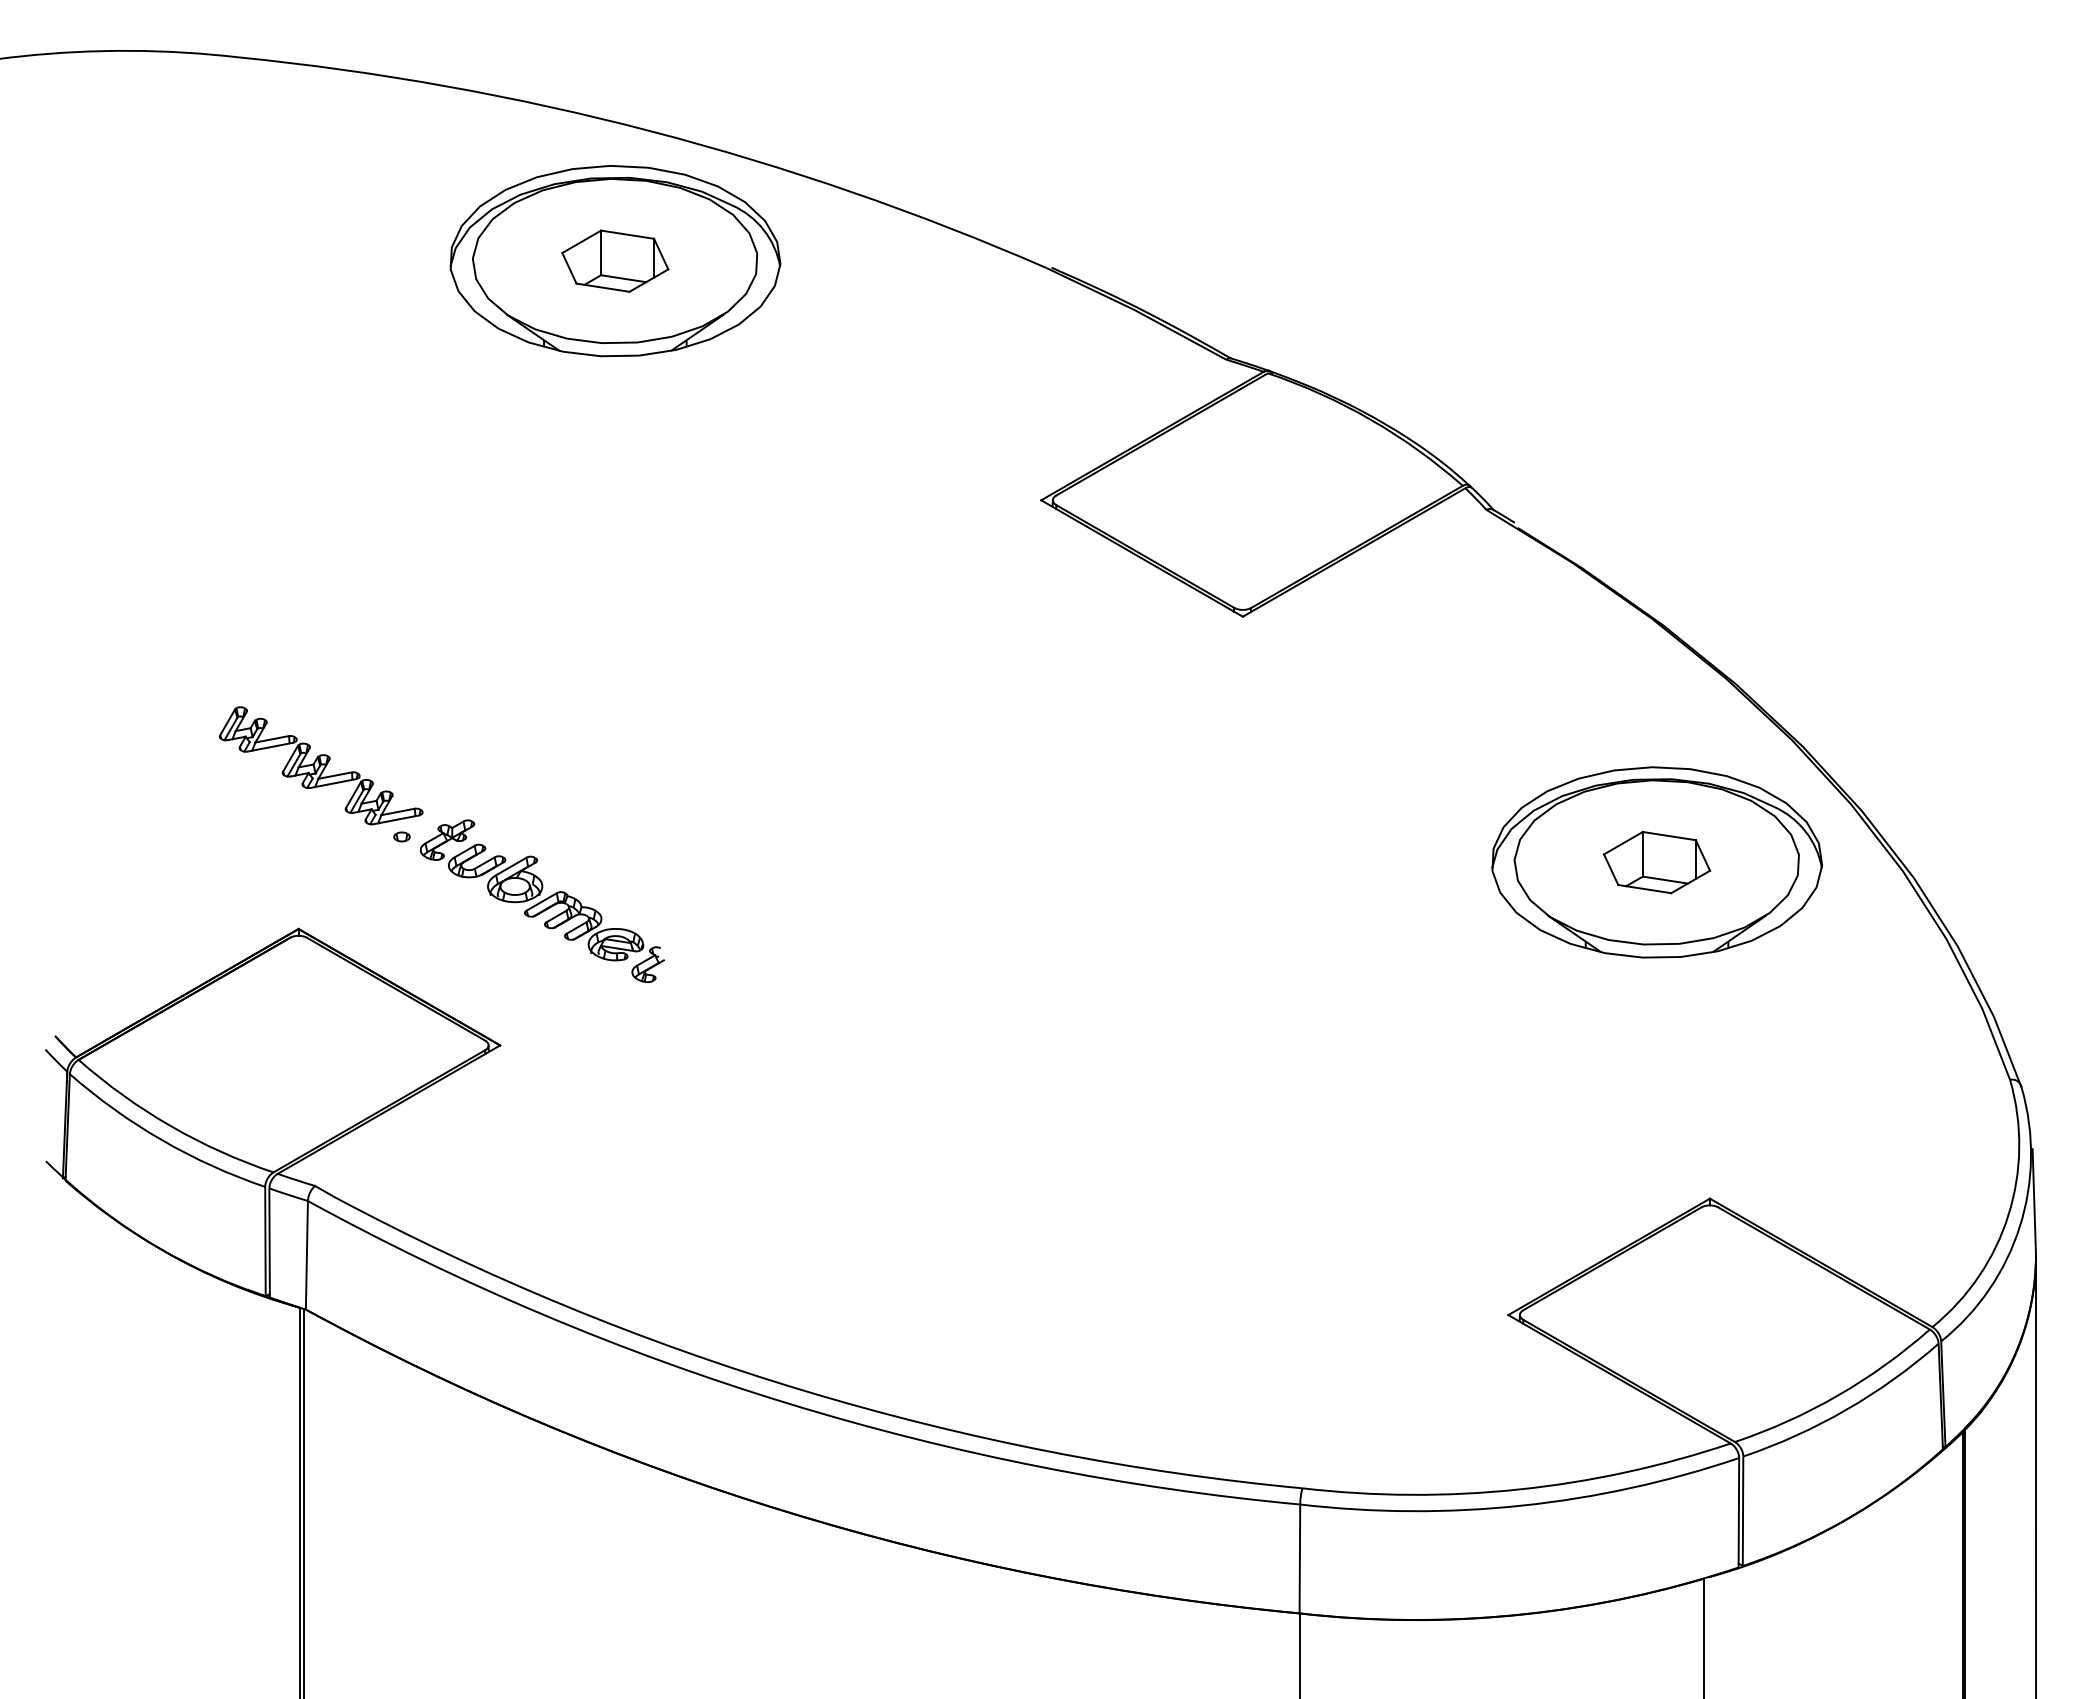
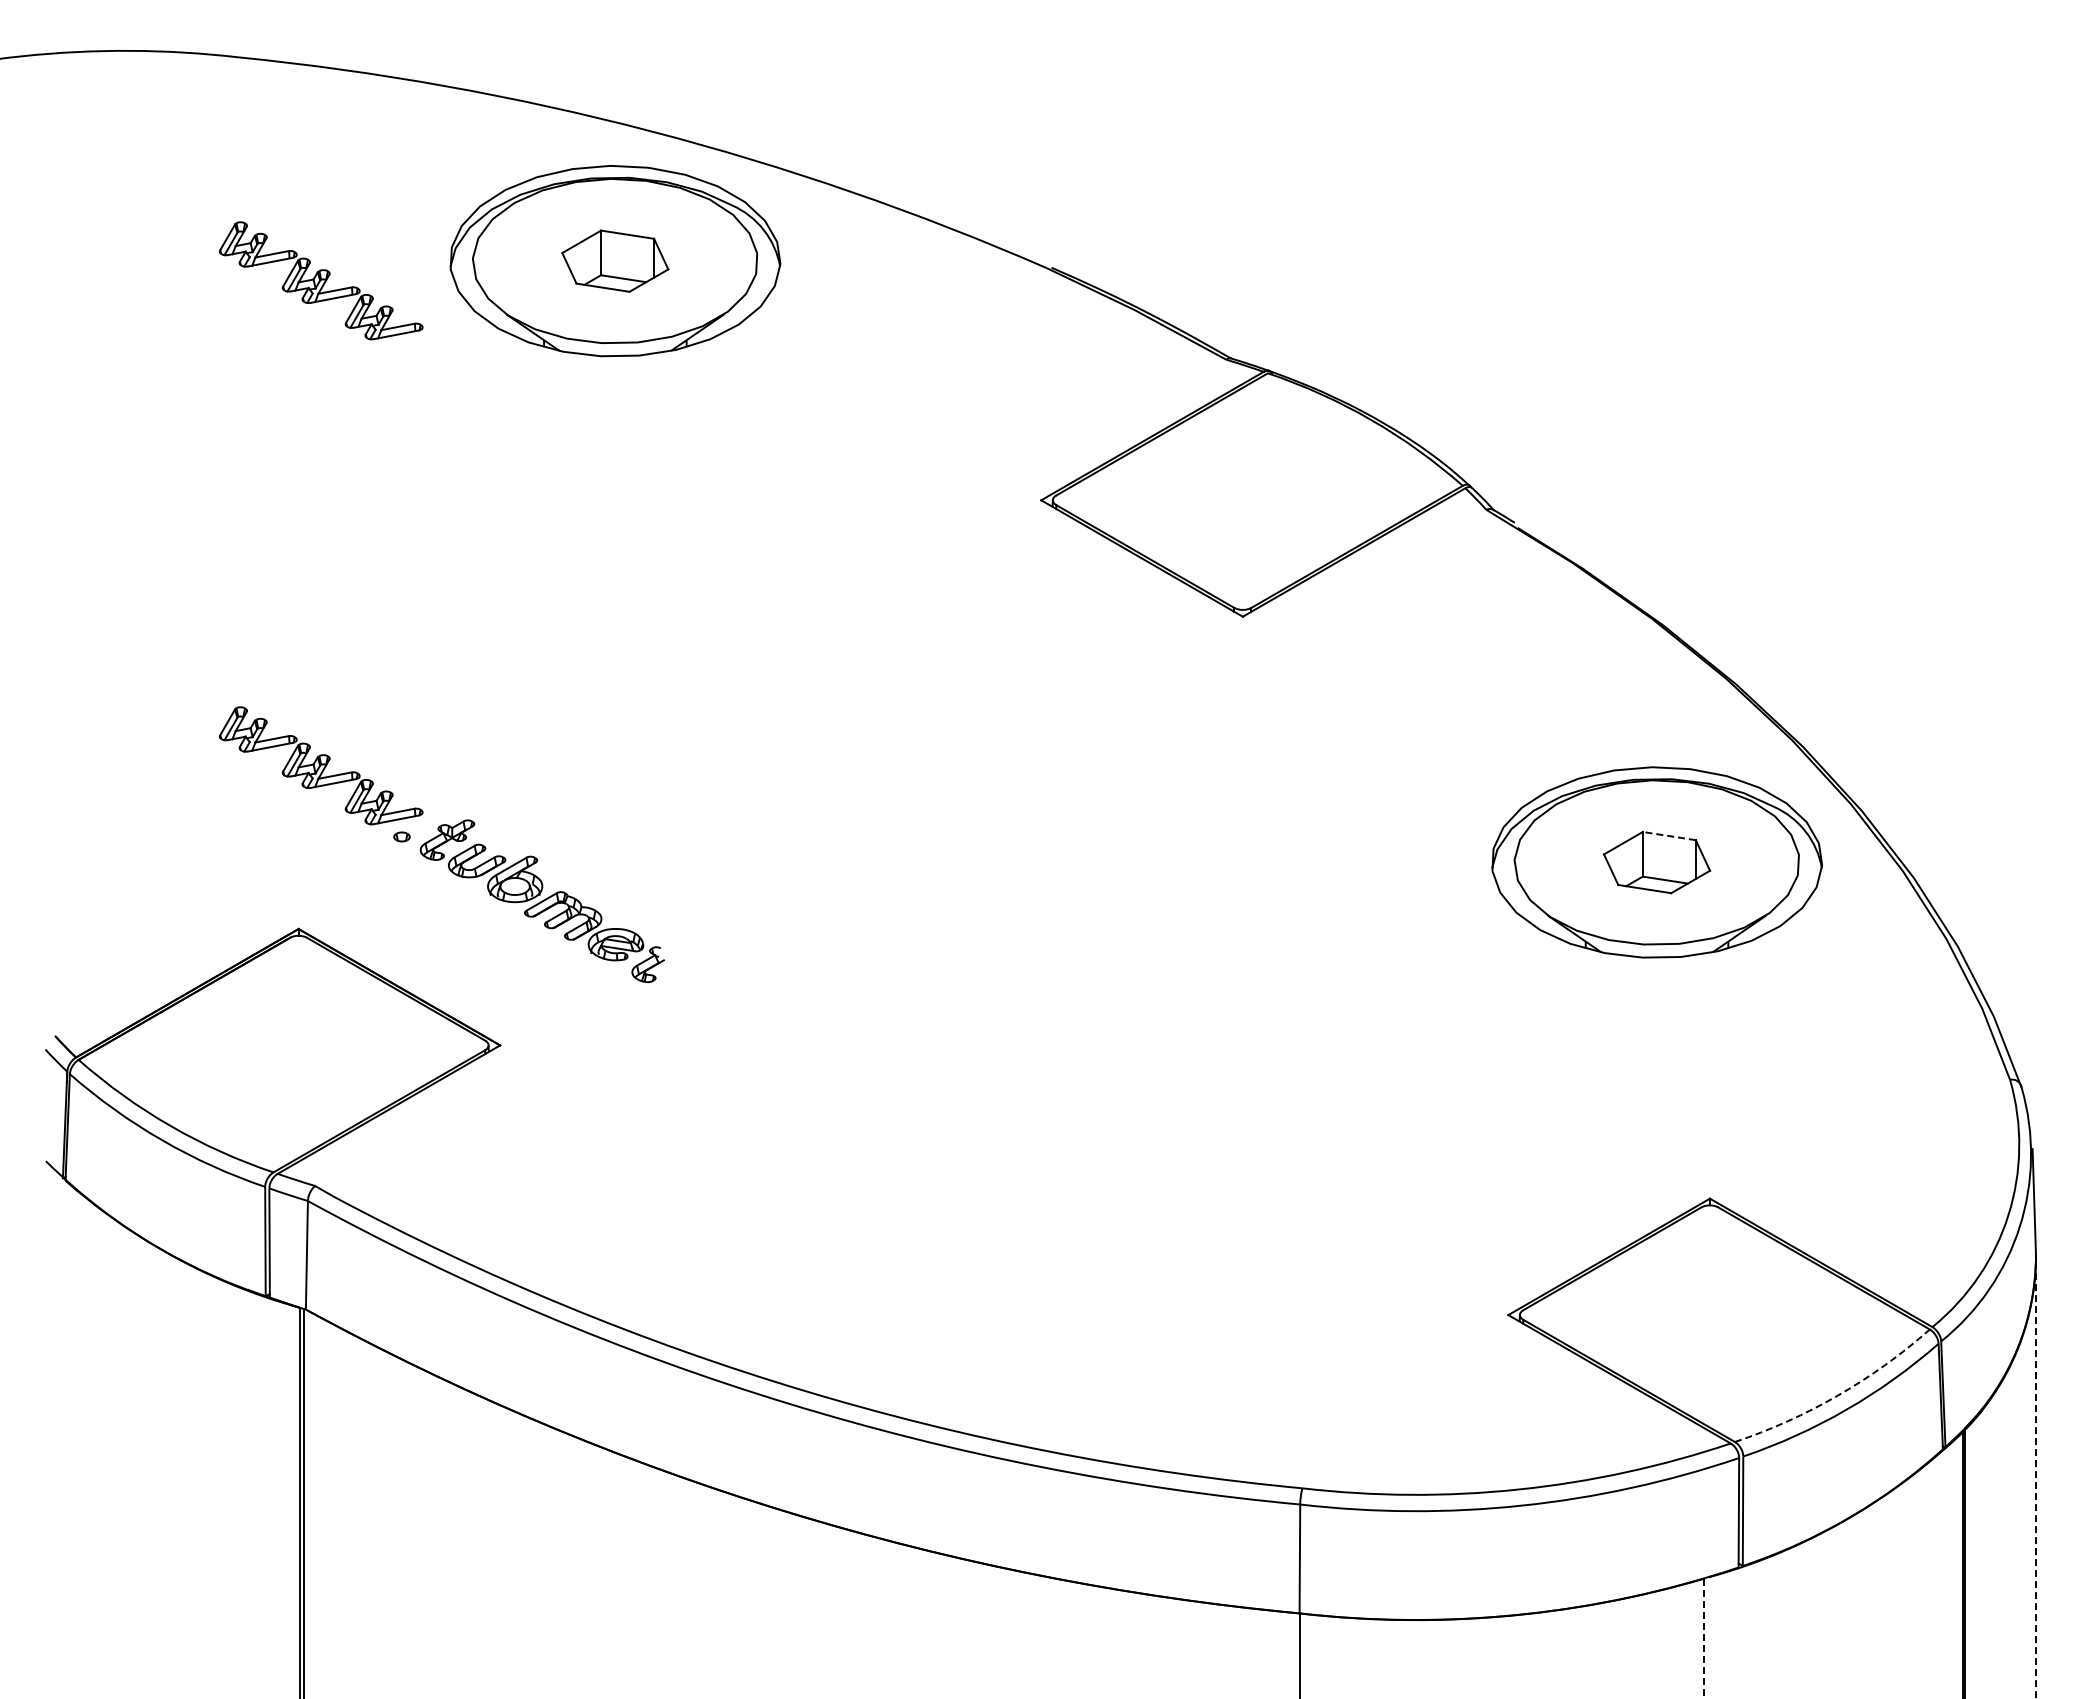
part: none -> present (321, 280)
line: solid -> dashed (1669, 836)
arc: solid -> dashed (1838, 1395)
line: solid -> dashed (2036, 1476)
line: solid -> dashed (1704, 1638)
